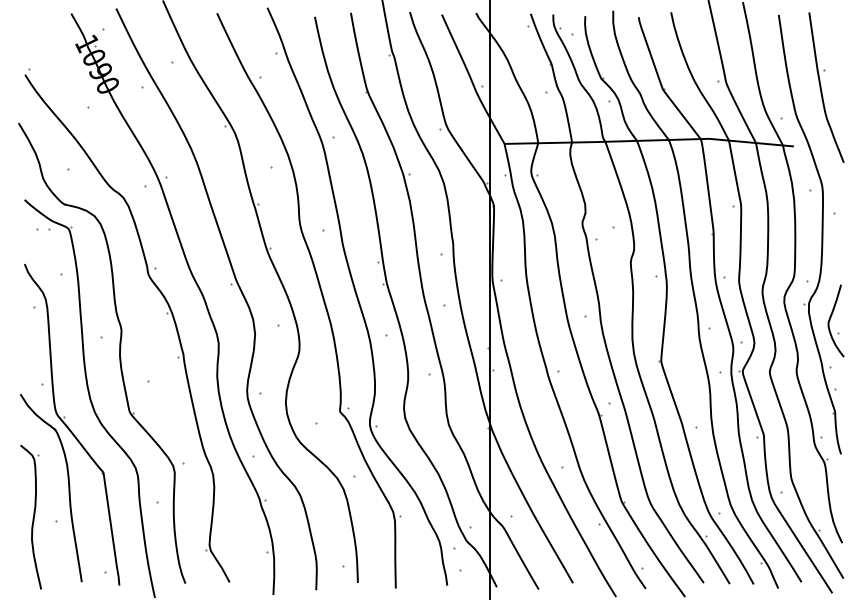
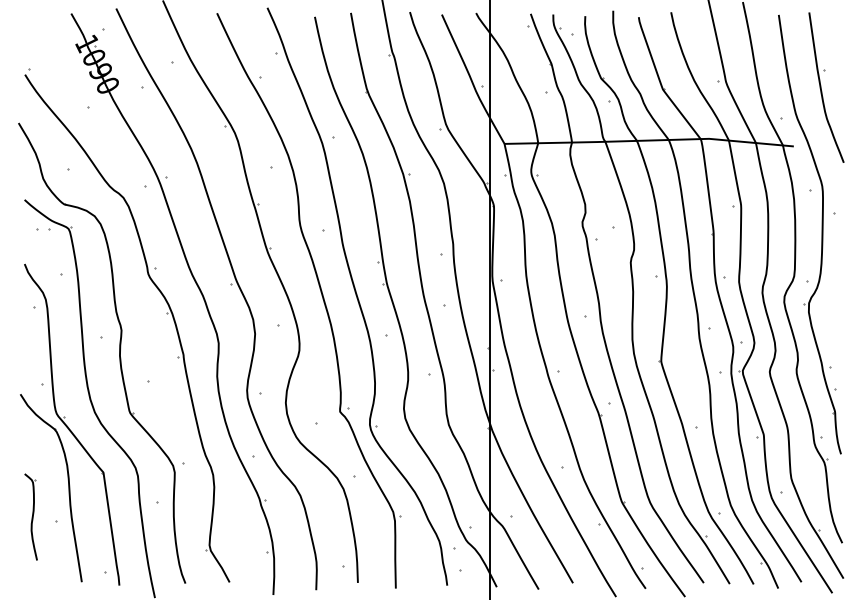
part: present -> none (835, 320)
part size: 22x146 px -> 14x88 px (30, 516)
